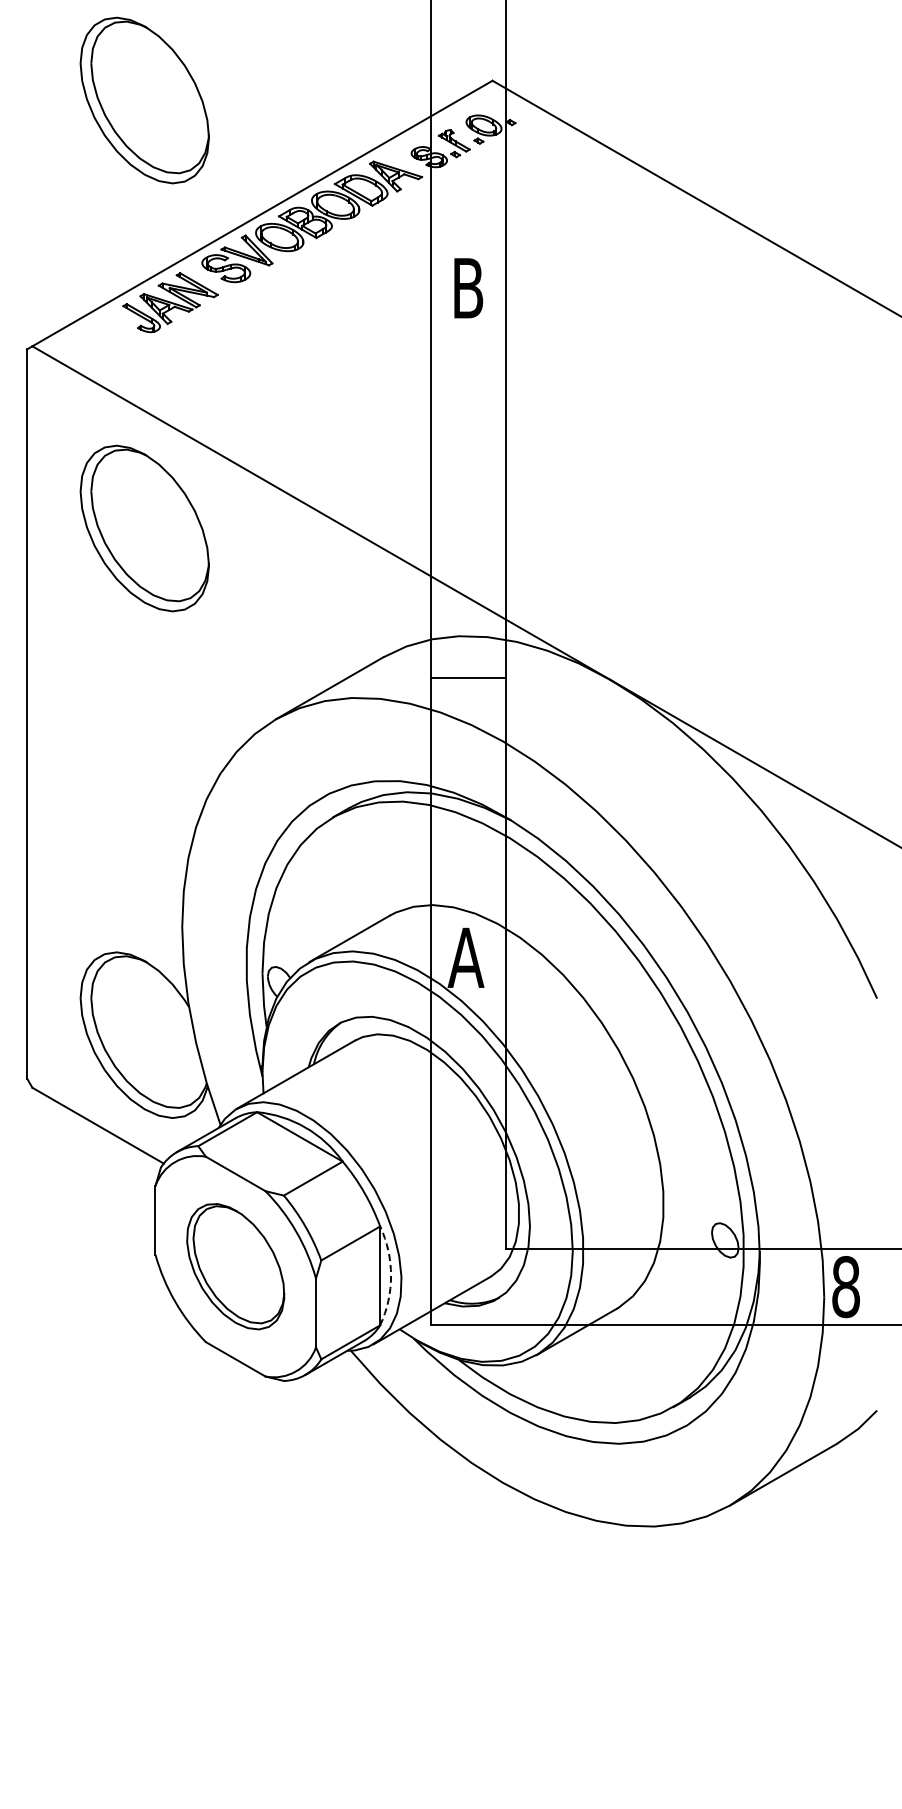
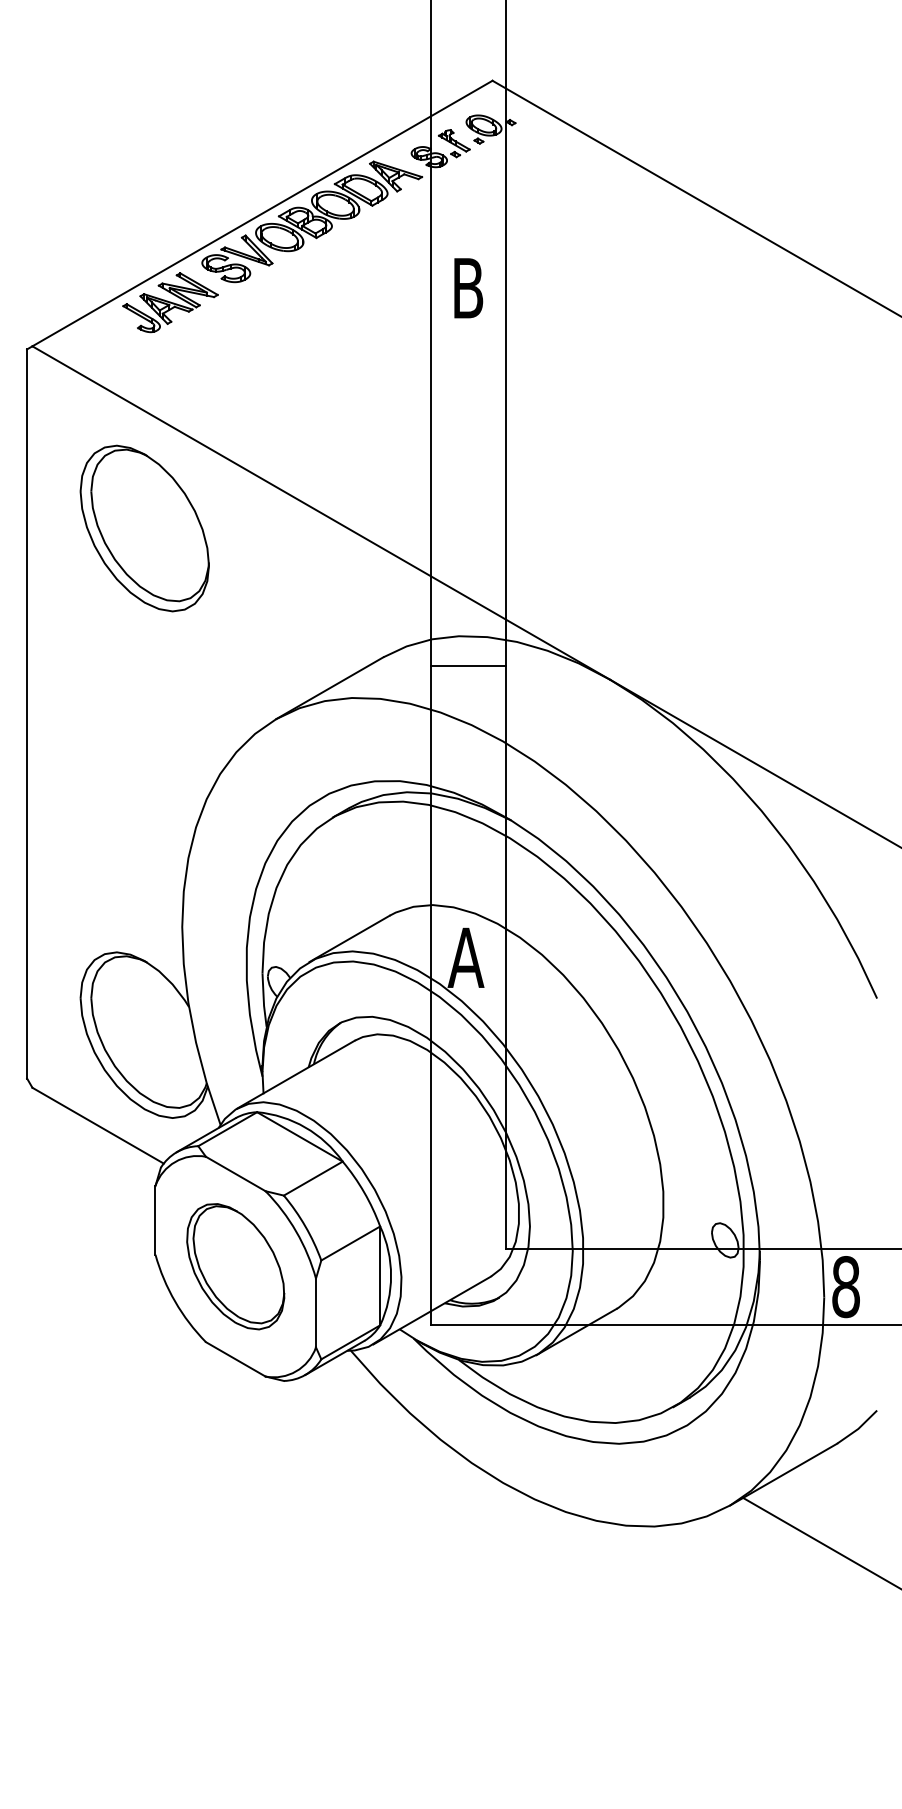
part: present -> none (144, 100)
line position: (468, 678) -> (468, 666) (468, 666)
arc: dashed -> solid (391, 1275)
line: none -> present (820, 1542)
